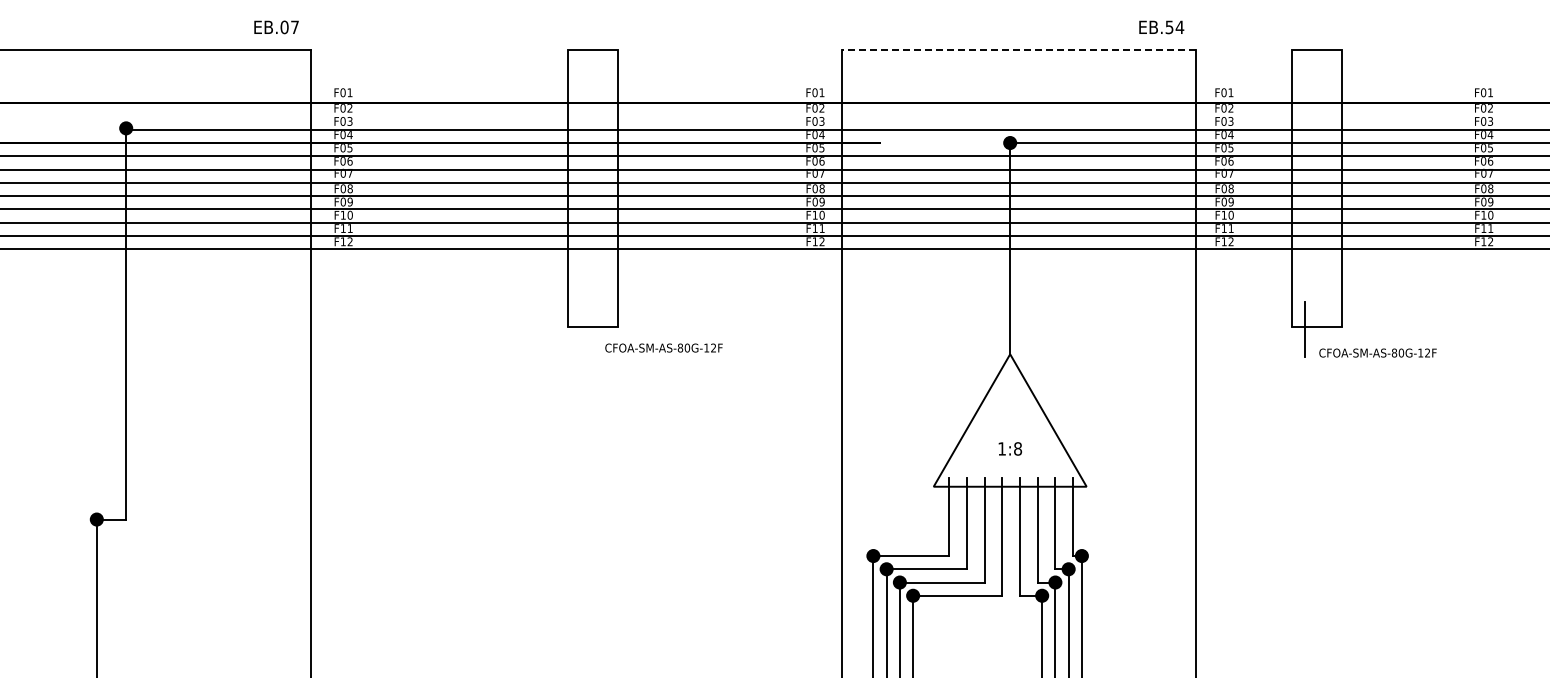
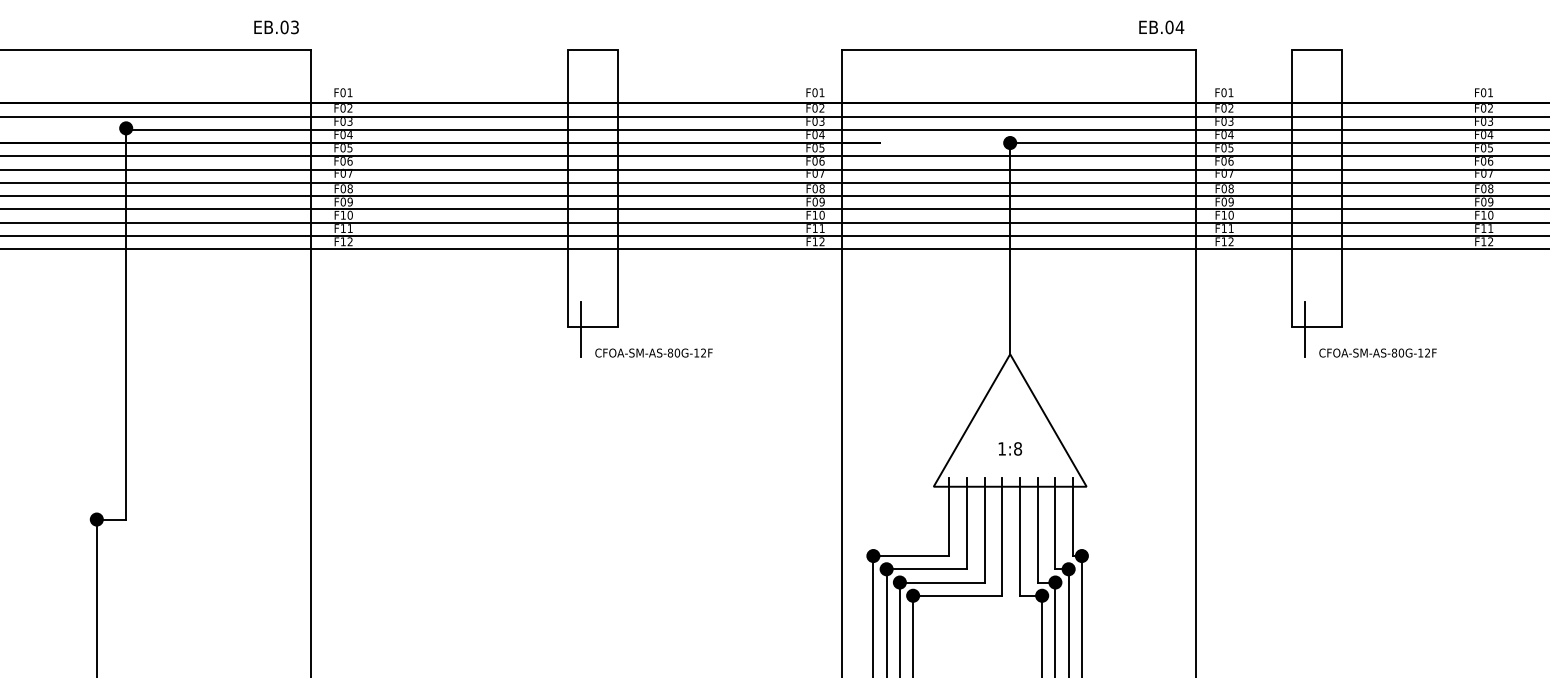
text: EB.07 -> EB.03 (294, 27)
text: EB.54 -> EB.04 (1169, 27)
line: dashed -> solid (1019, 49)
line: none -> present (774, 116)
line: none -> present (580, 329)
text position: (663, 347) -> (653, 352) (653, 352)
